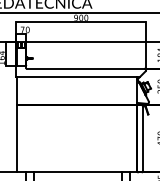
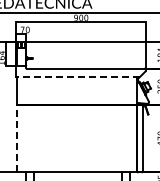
line: solid -> dashed (78, 77)
line: solid -> dashed (16, 138)
